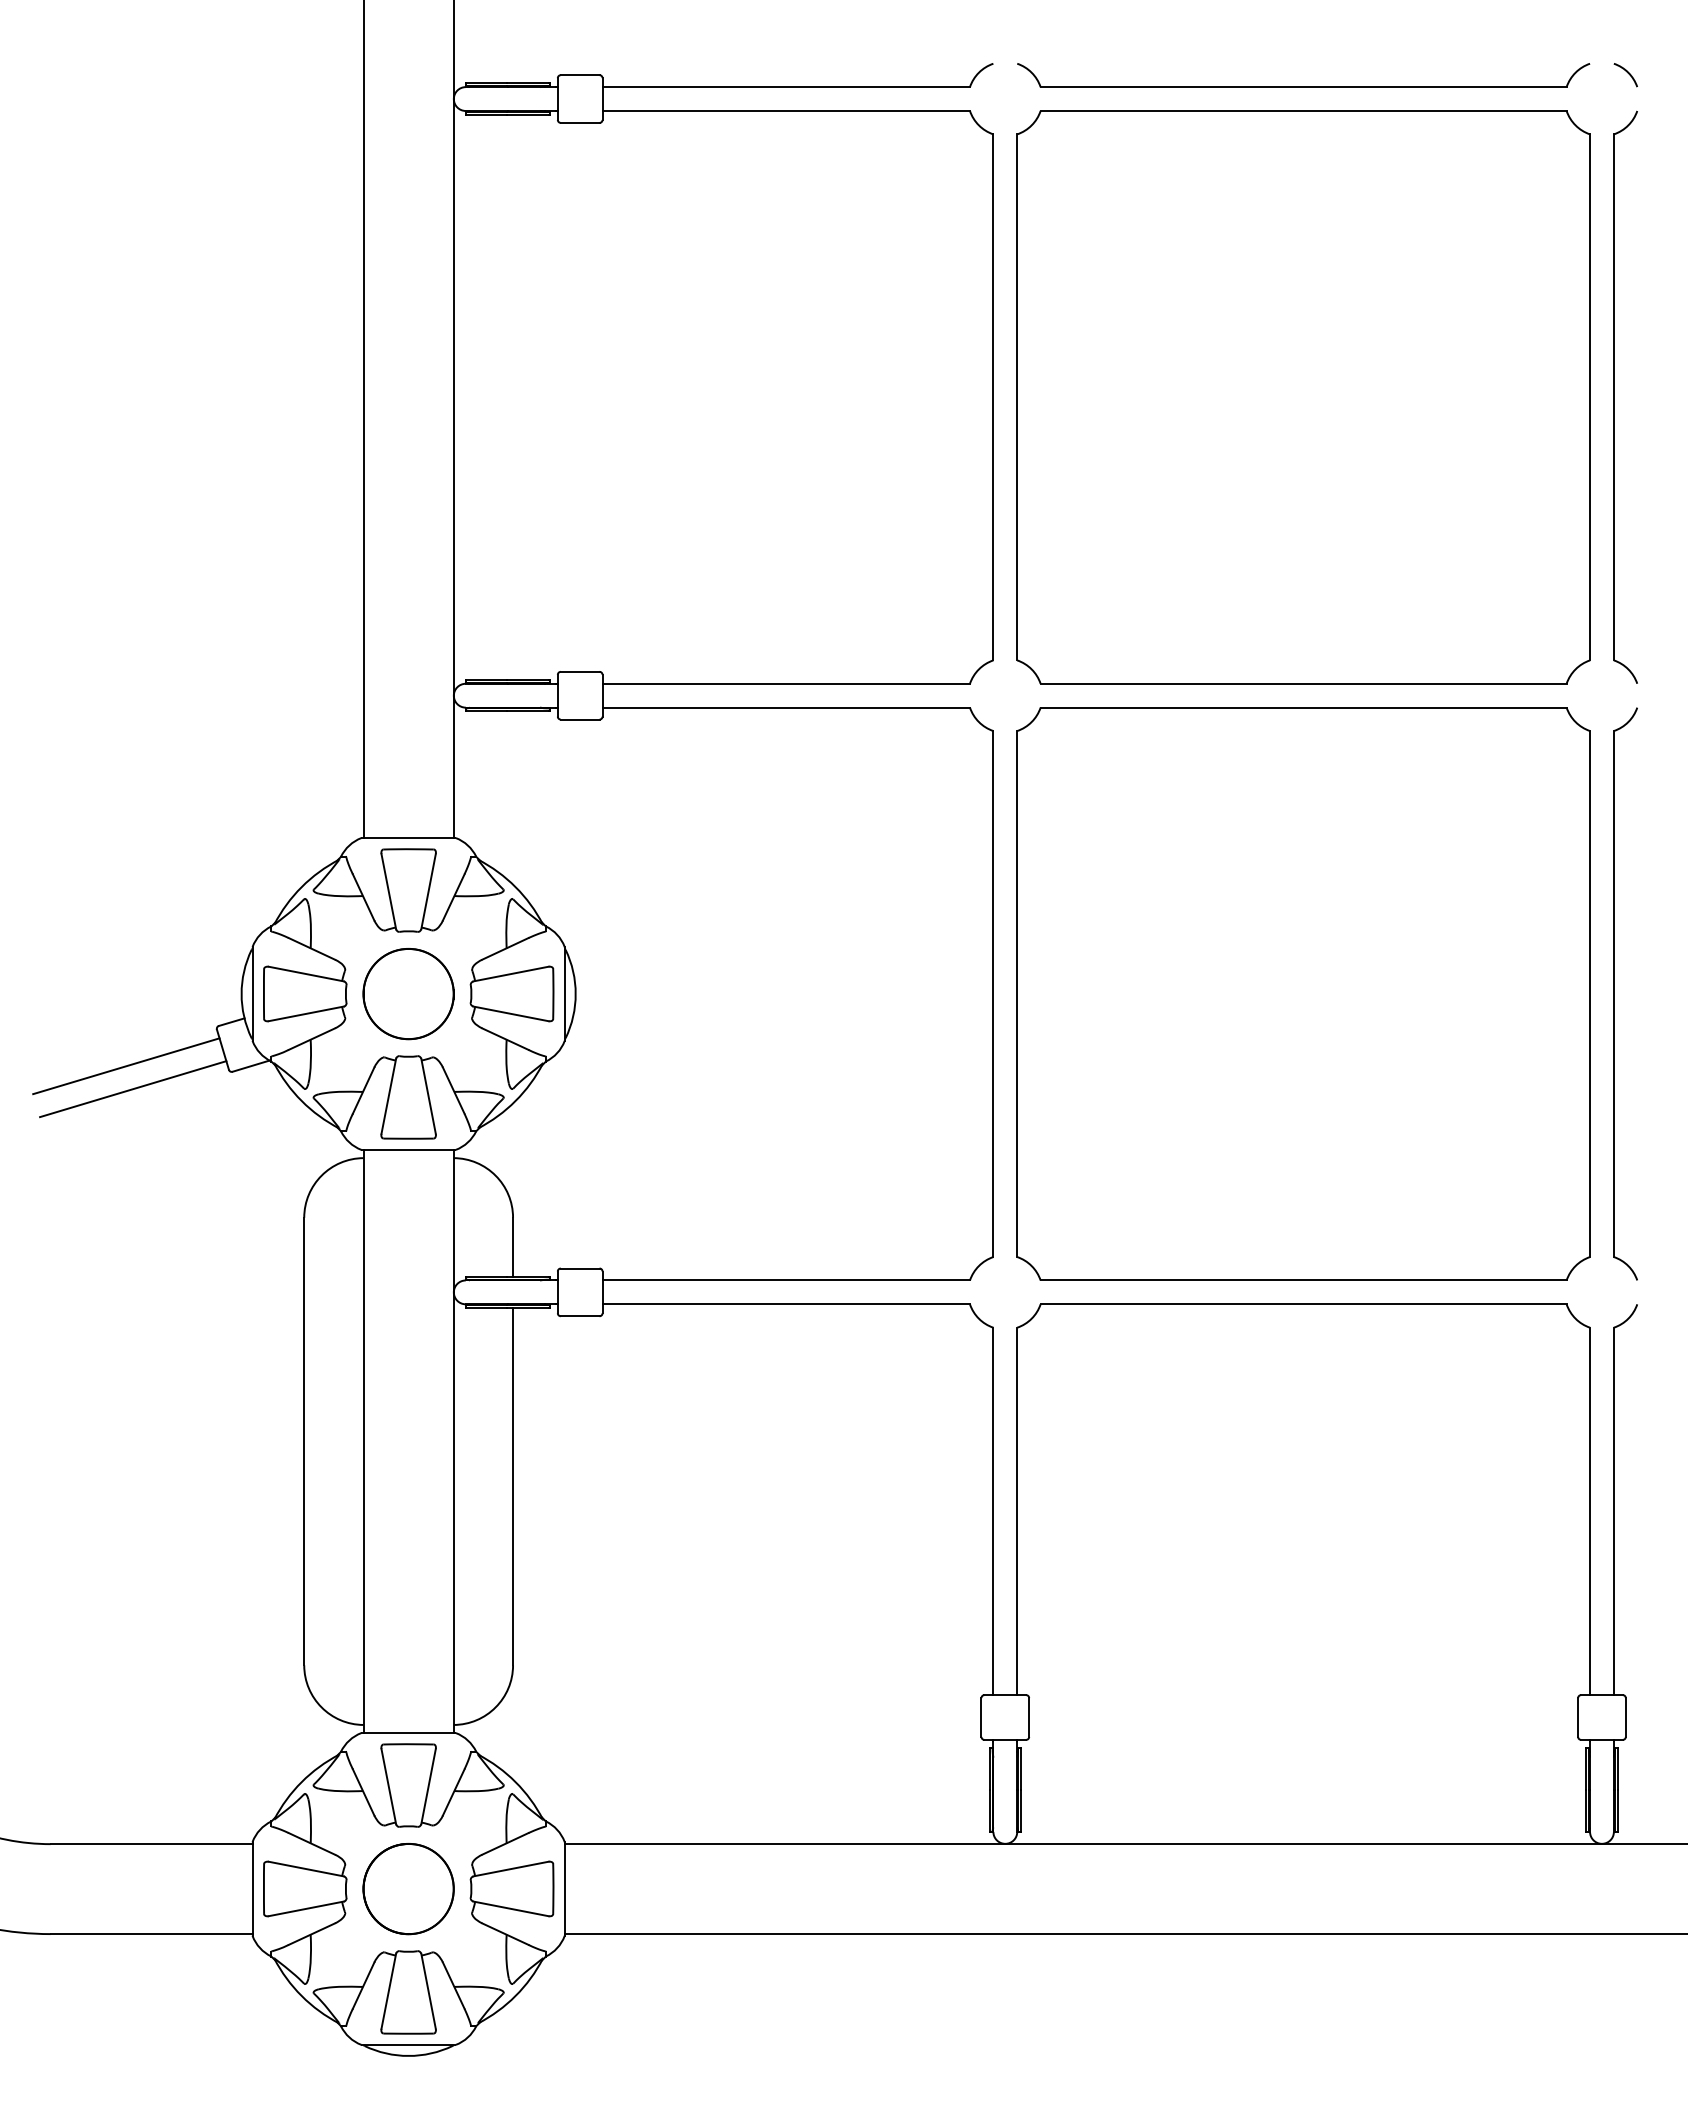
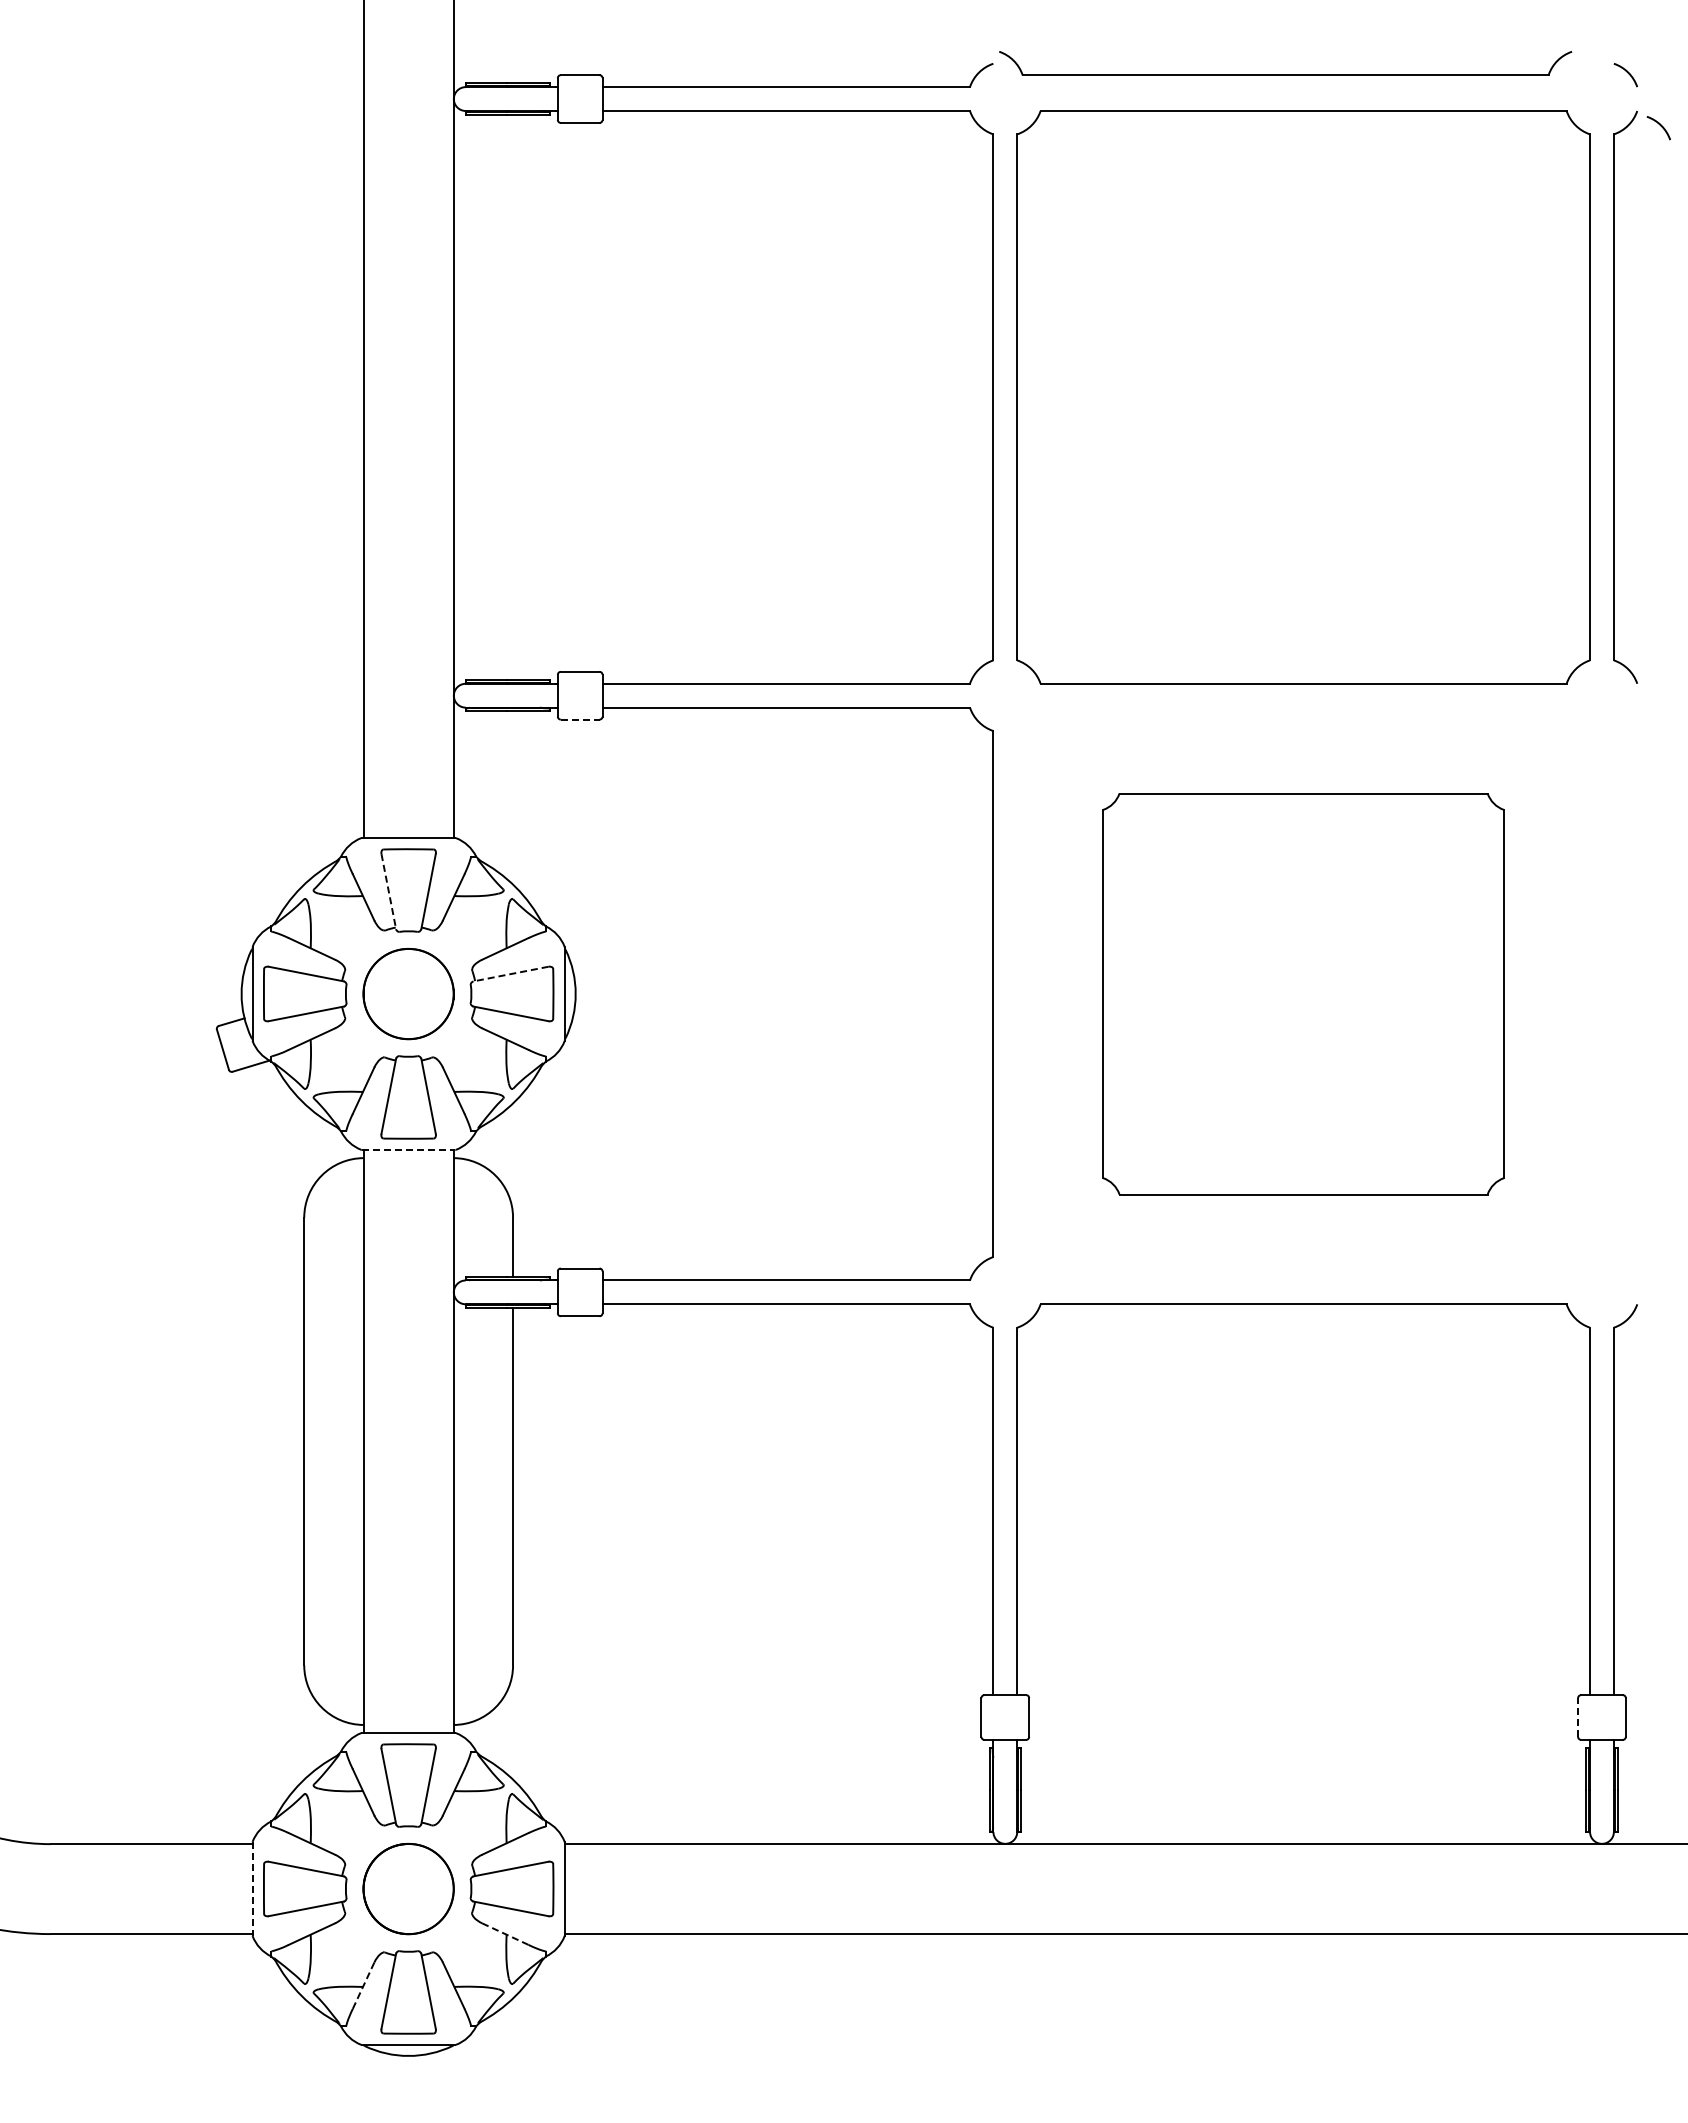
part position: (1303, 86) -> (1285, 74) (1285, 74)
arc: none -> present (1660, 126)
line: solid -> dashed (580, 719)
line: solid -> dashed (388, 892)
line: solid -> dashed (510, 974)
part size: 575x574 px -> 403x403 px (1303, 994)
part: present -> none (1614, 993)
line: present -> none (126, 1066)
line: present -> none (133, 1089)
line: solid -> dashed (408, 1150)
line: solid -> dashed (1578, 1717)
line: solid -> dashed (252, 1889)
line: solid -> dashed (505, 1934)
line: solid -> dashed (363, 1986)
